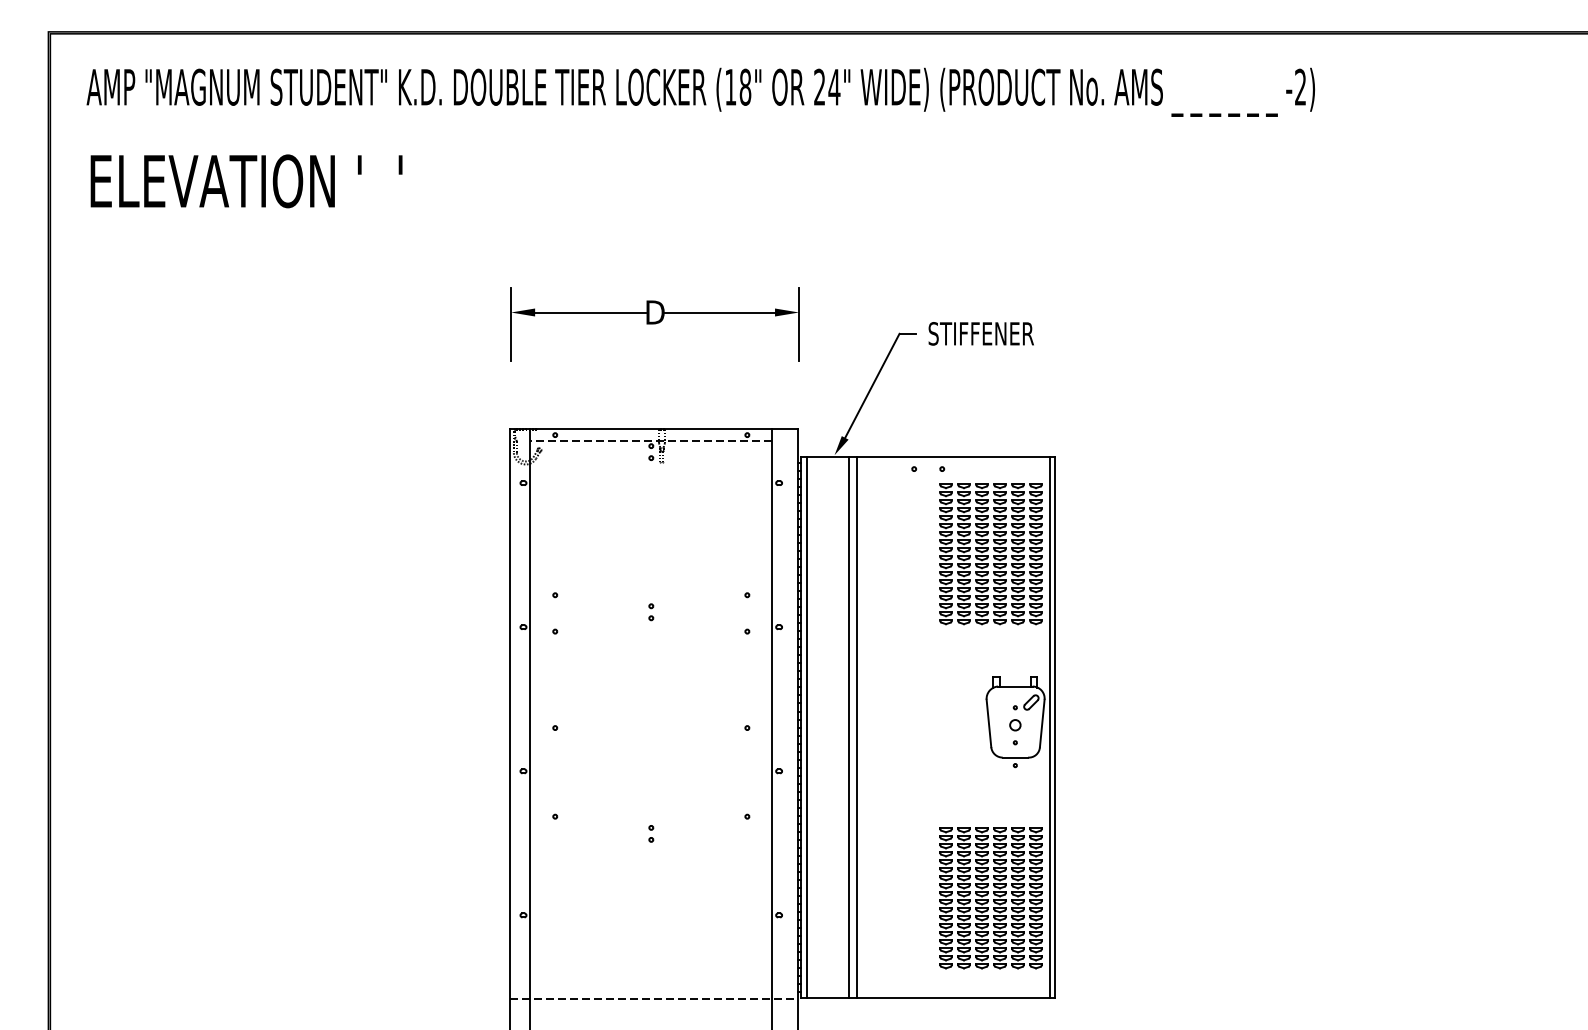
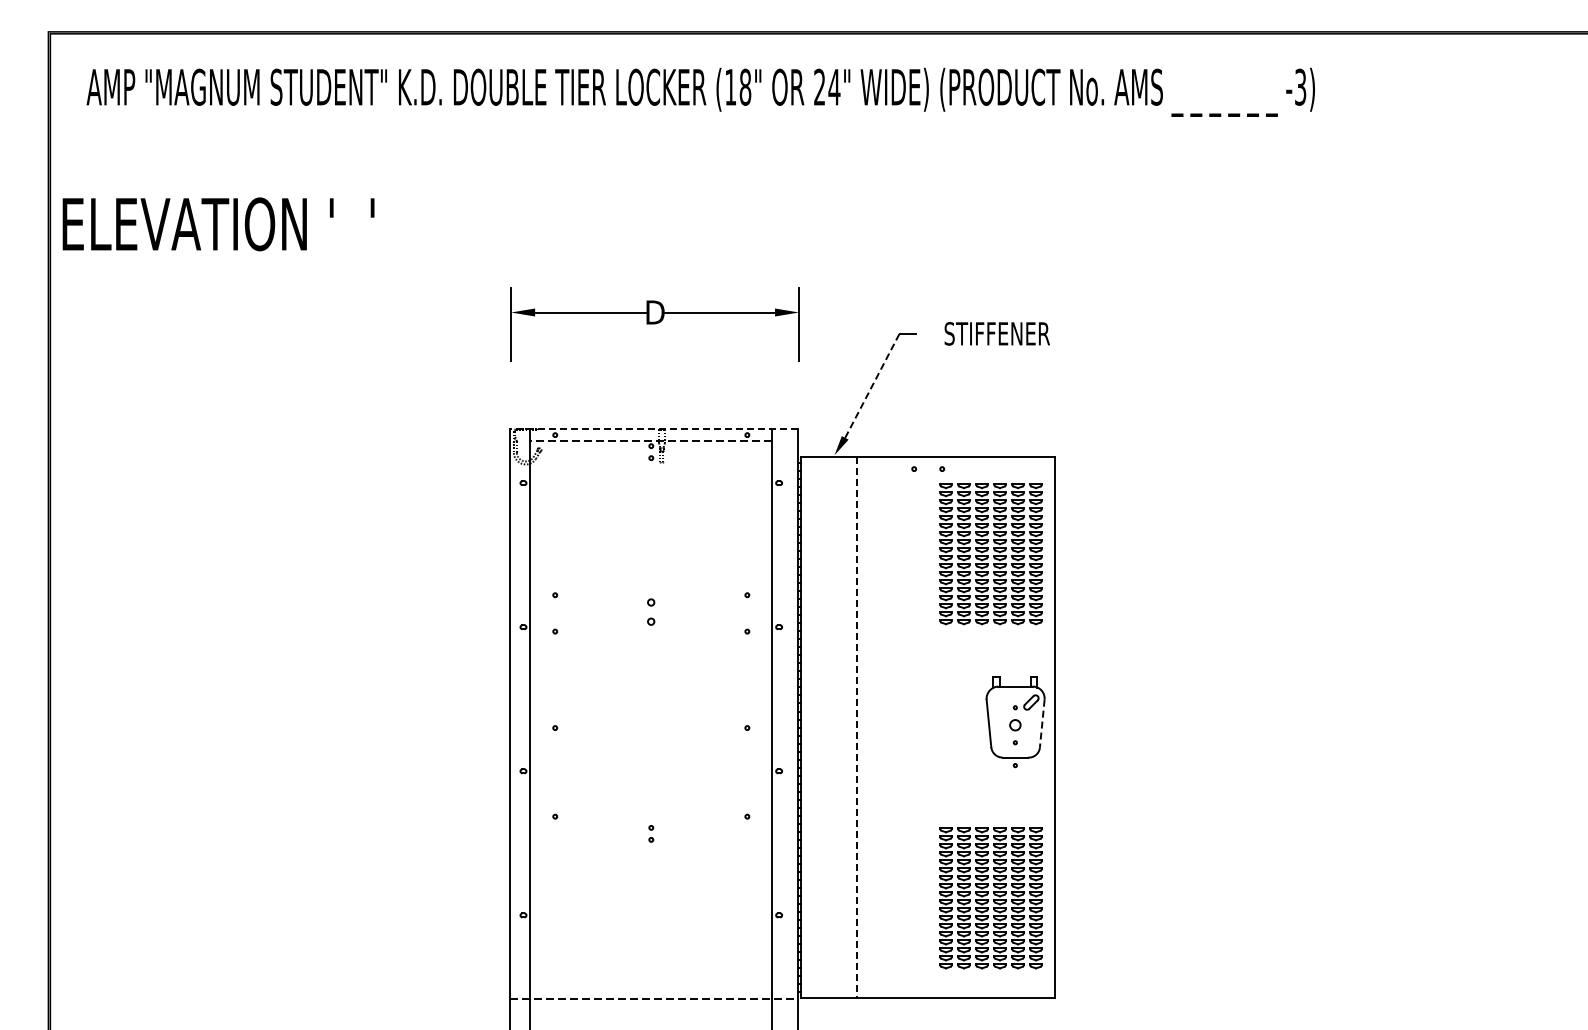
text: -2) -> -3) (1300, 87)
text position: (246, 181) -> (218, 224) (218, 224)
text position: (980, 333) -> (996, 333) (996, 333)
line: solid -> dashed (872, 385)
line: solid -> dashed (654, 429)
part size: 7x19 px -> 9x28 px (651, 611)
line: solid -> dashed (1042, 723)
line: present -> none (806, 727)
line: present -> none (849, 727)
line: present -> none (1050, 727)
line: solid -> dashed (857, 728)
